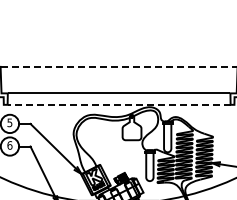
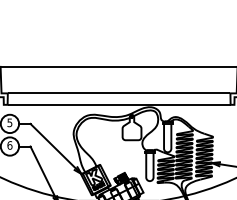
line: dashed -> solid (119, 66)
line: dashed -> solid (118, 104)
